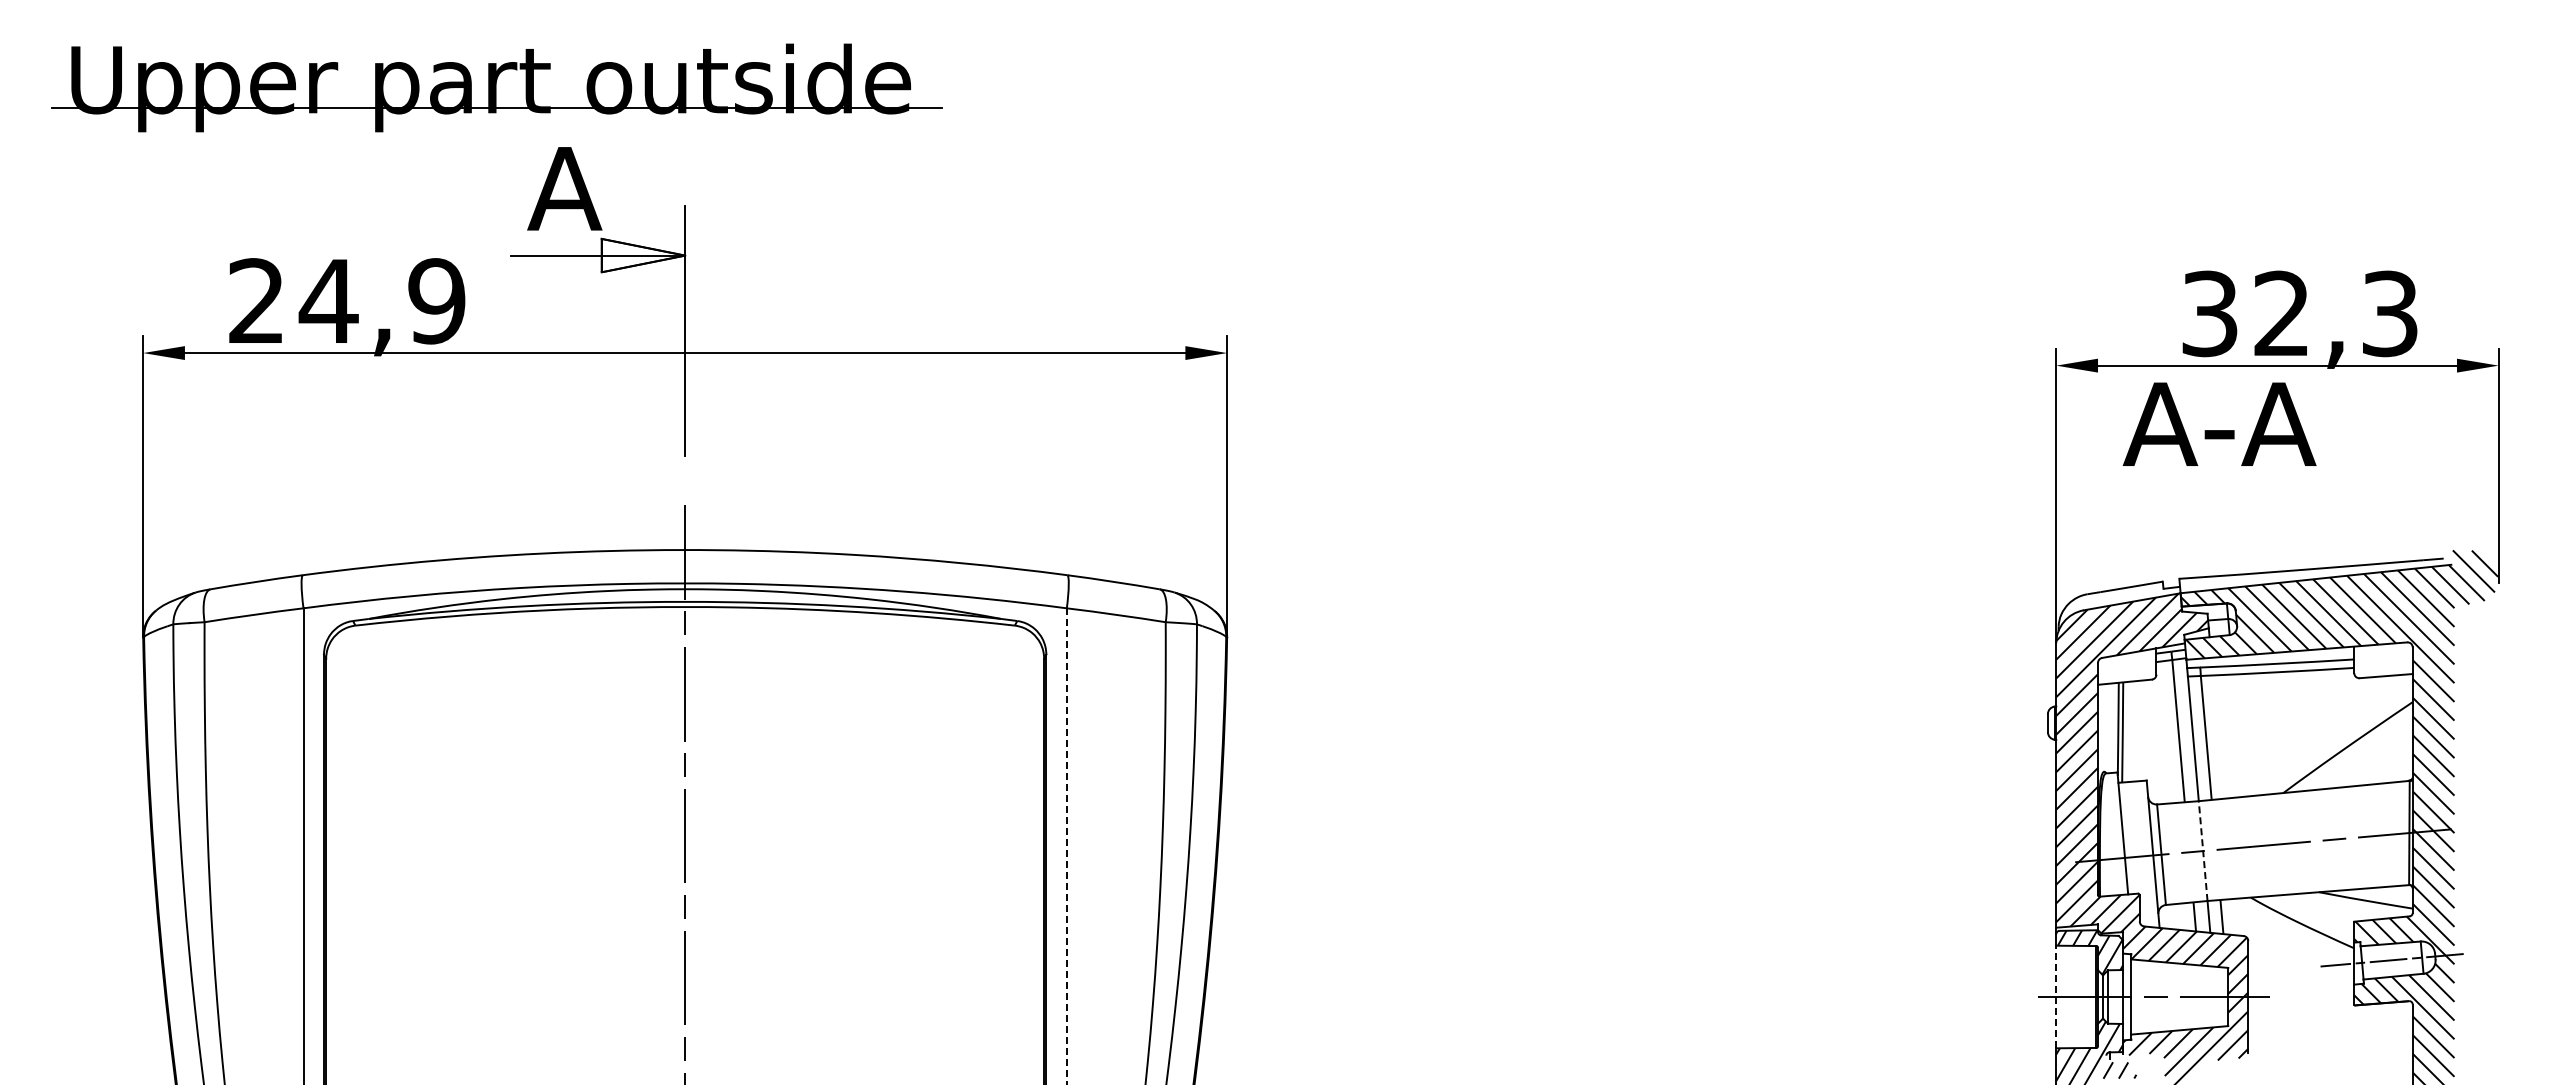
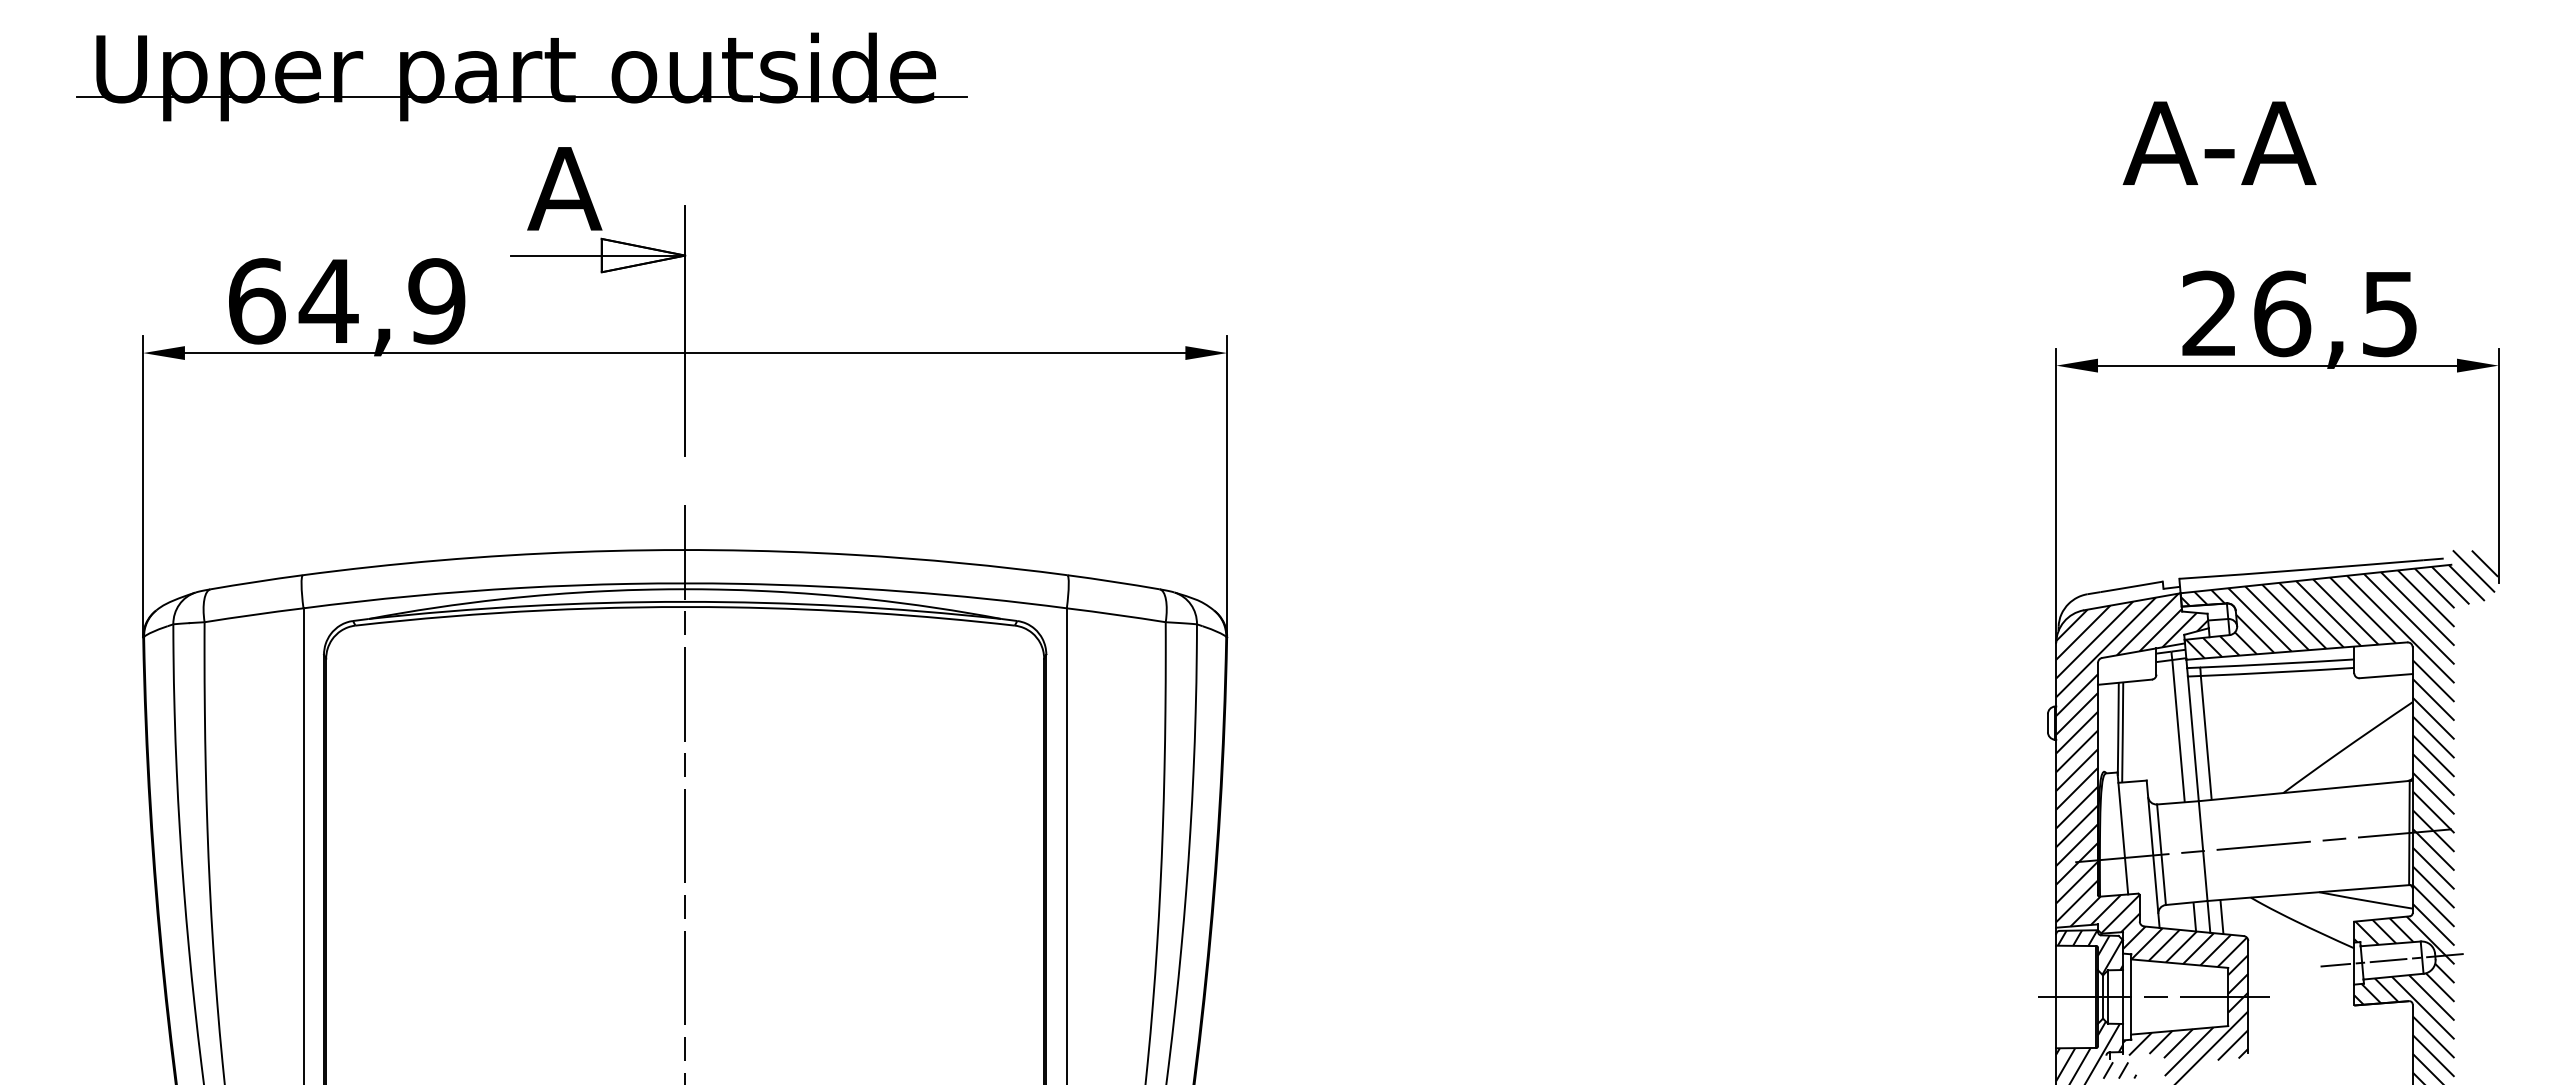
part position: (496, 87) -> (521, 76) (521, 76)
text: 24,9 -> 64,9 (257, 301)
text: 32,3 -> 26,5 (2299, 313)
text position: (2219, 423) -> (2219, 142) (2219, 142)
line: dashed -> solid (1066, 846)
line: dashed -> solid (2203, 850)
line: dashed -> solid (2056, 996)
